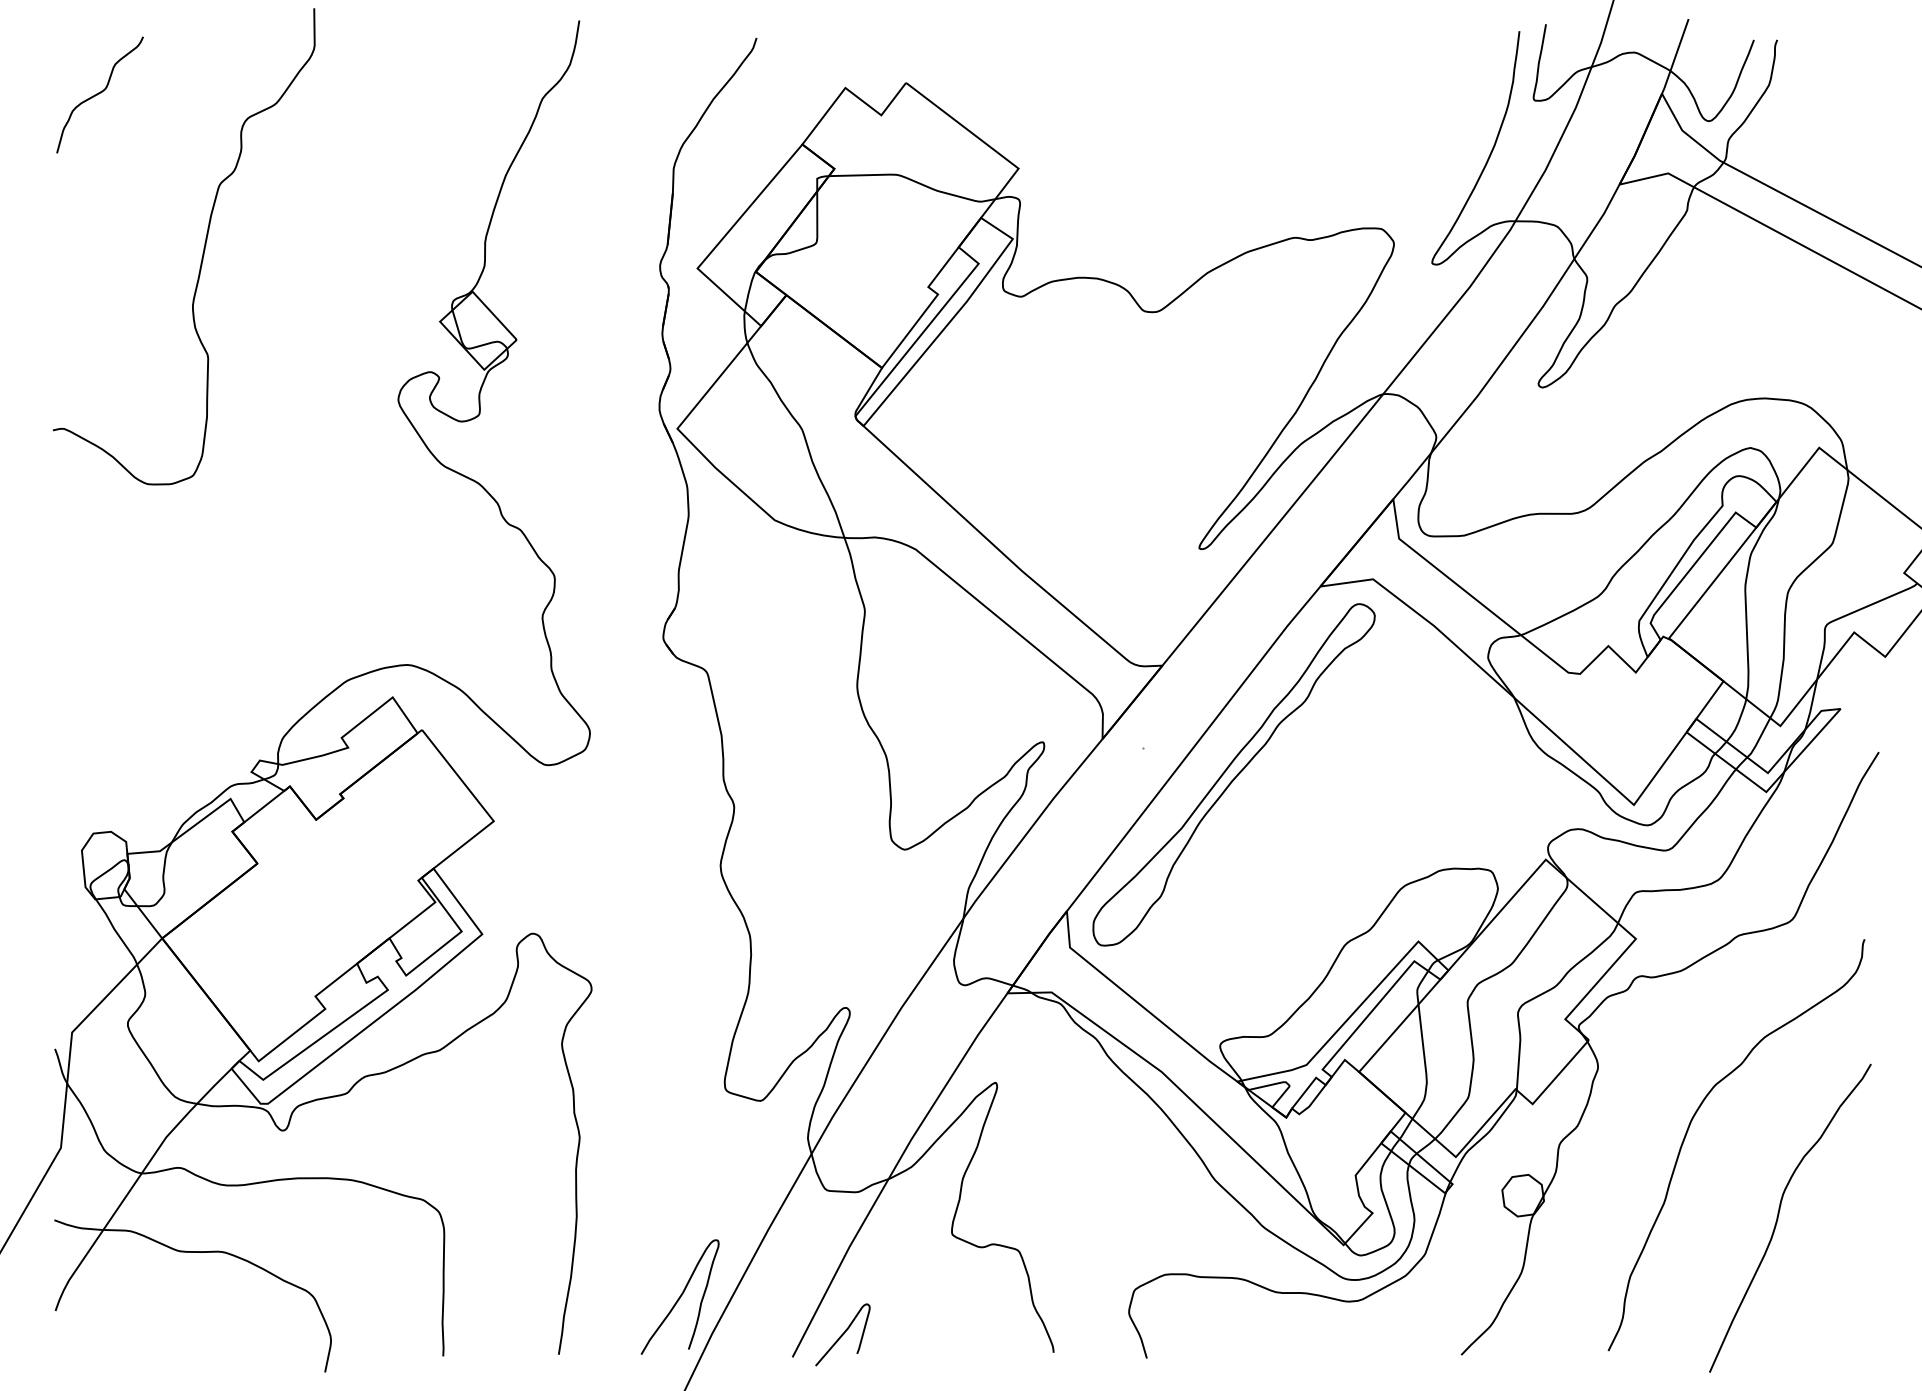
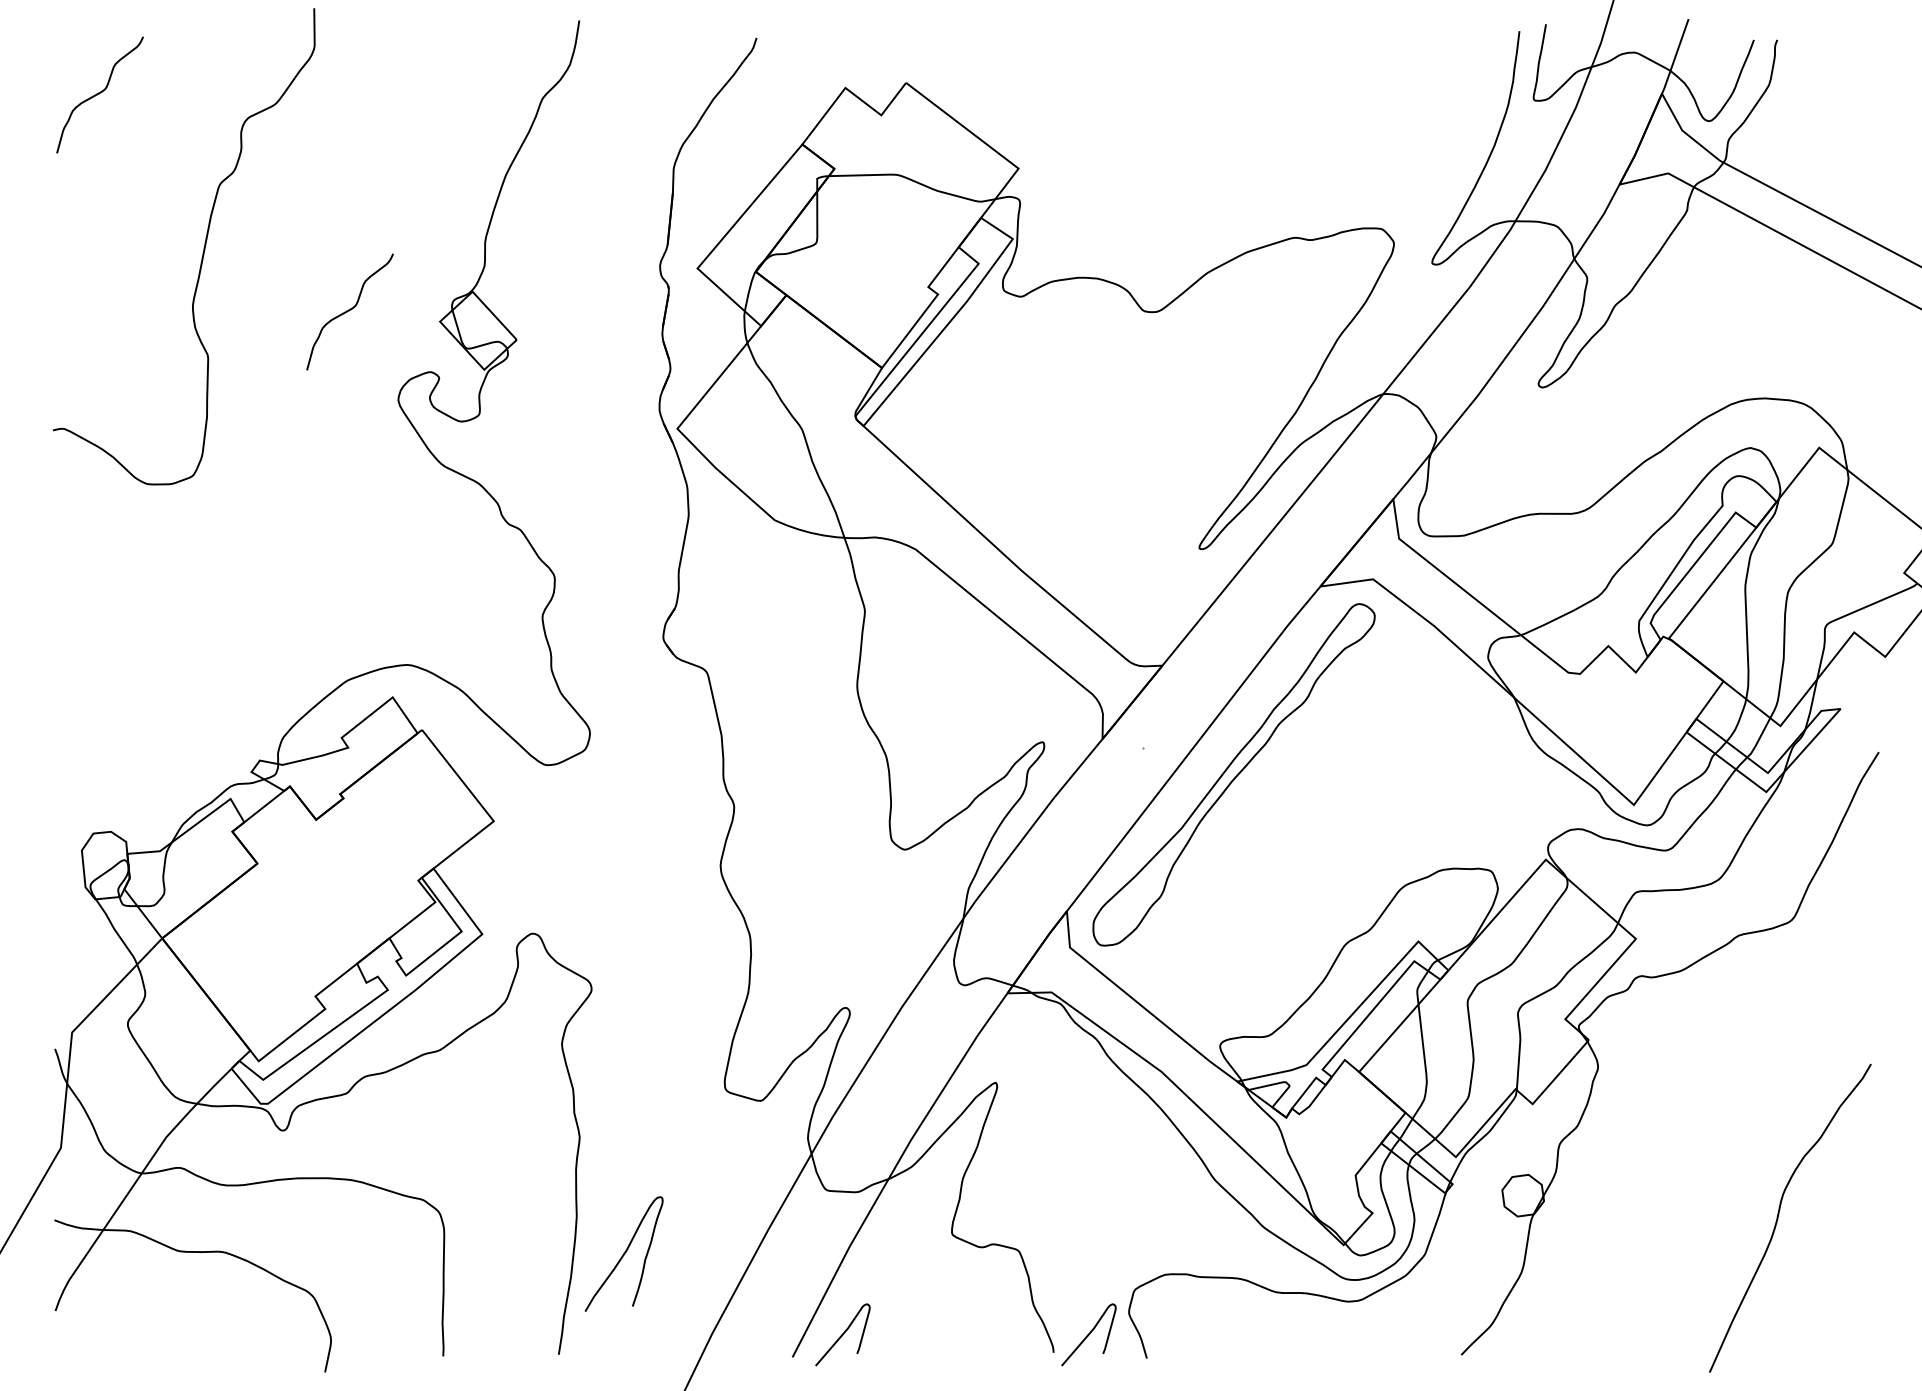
curve: none -> present (349, 311)
curve: present -> none (1689, 1128)
curve position: (679, 1296) -> (623, 1253) (623, 1253)
curve: none -> present (1088, 1334)
